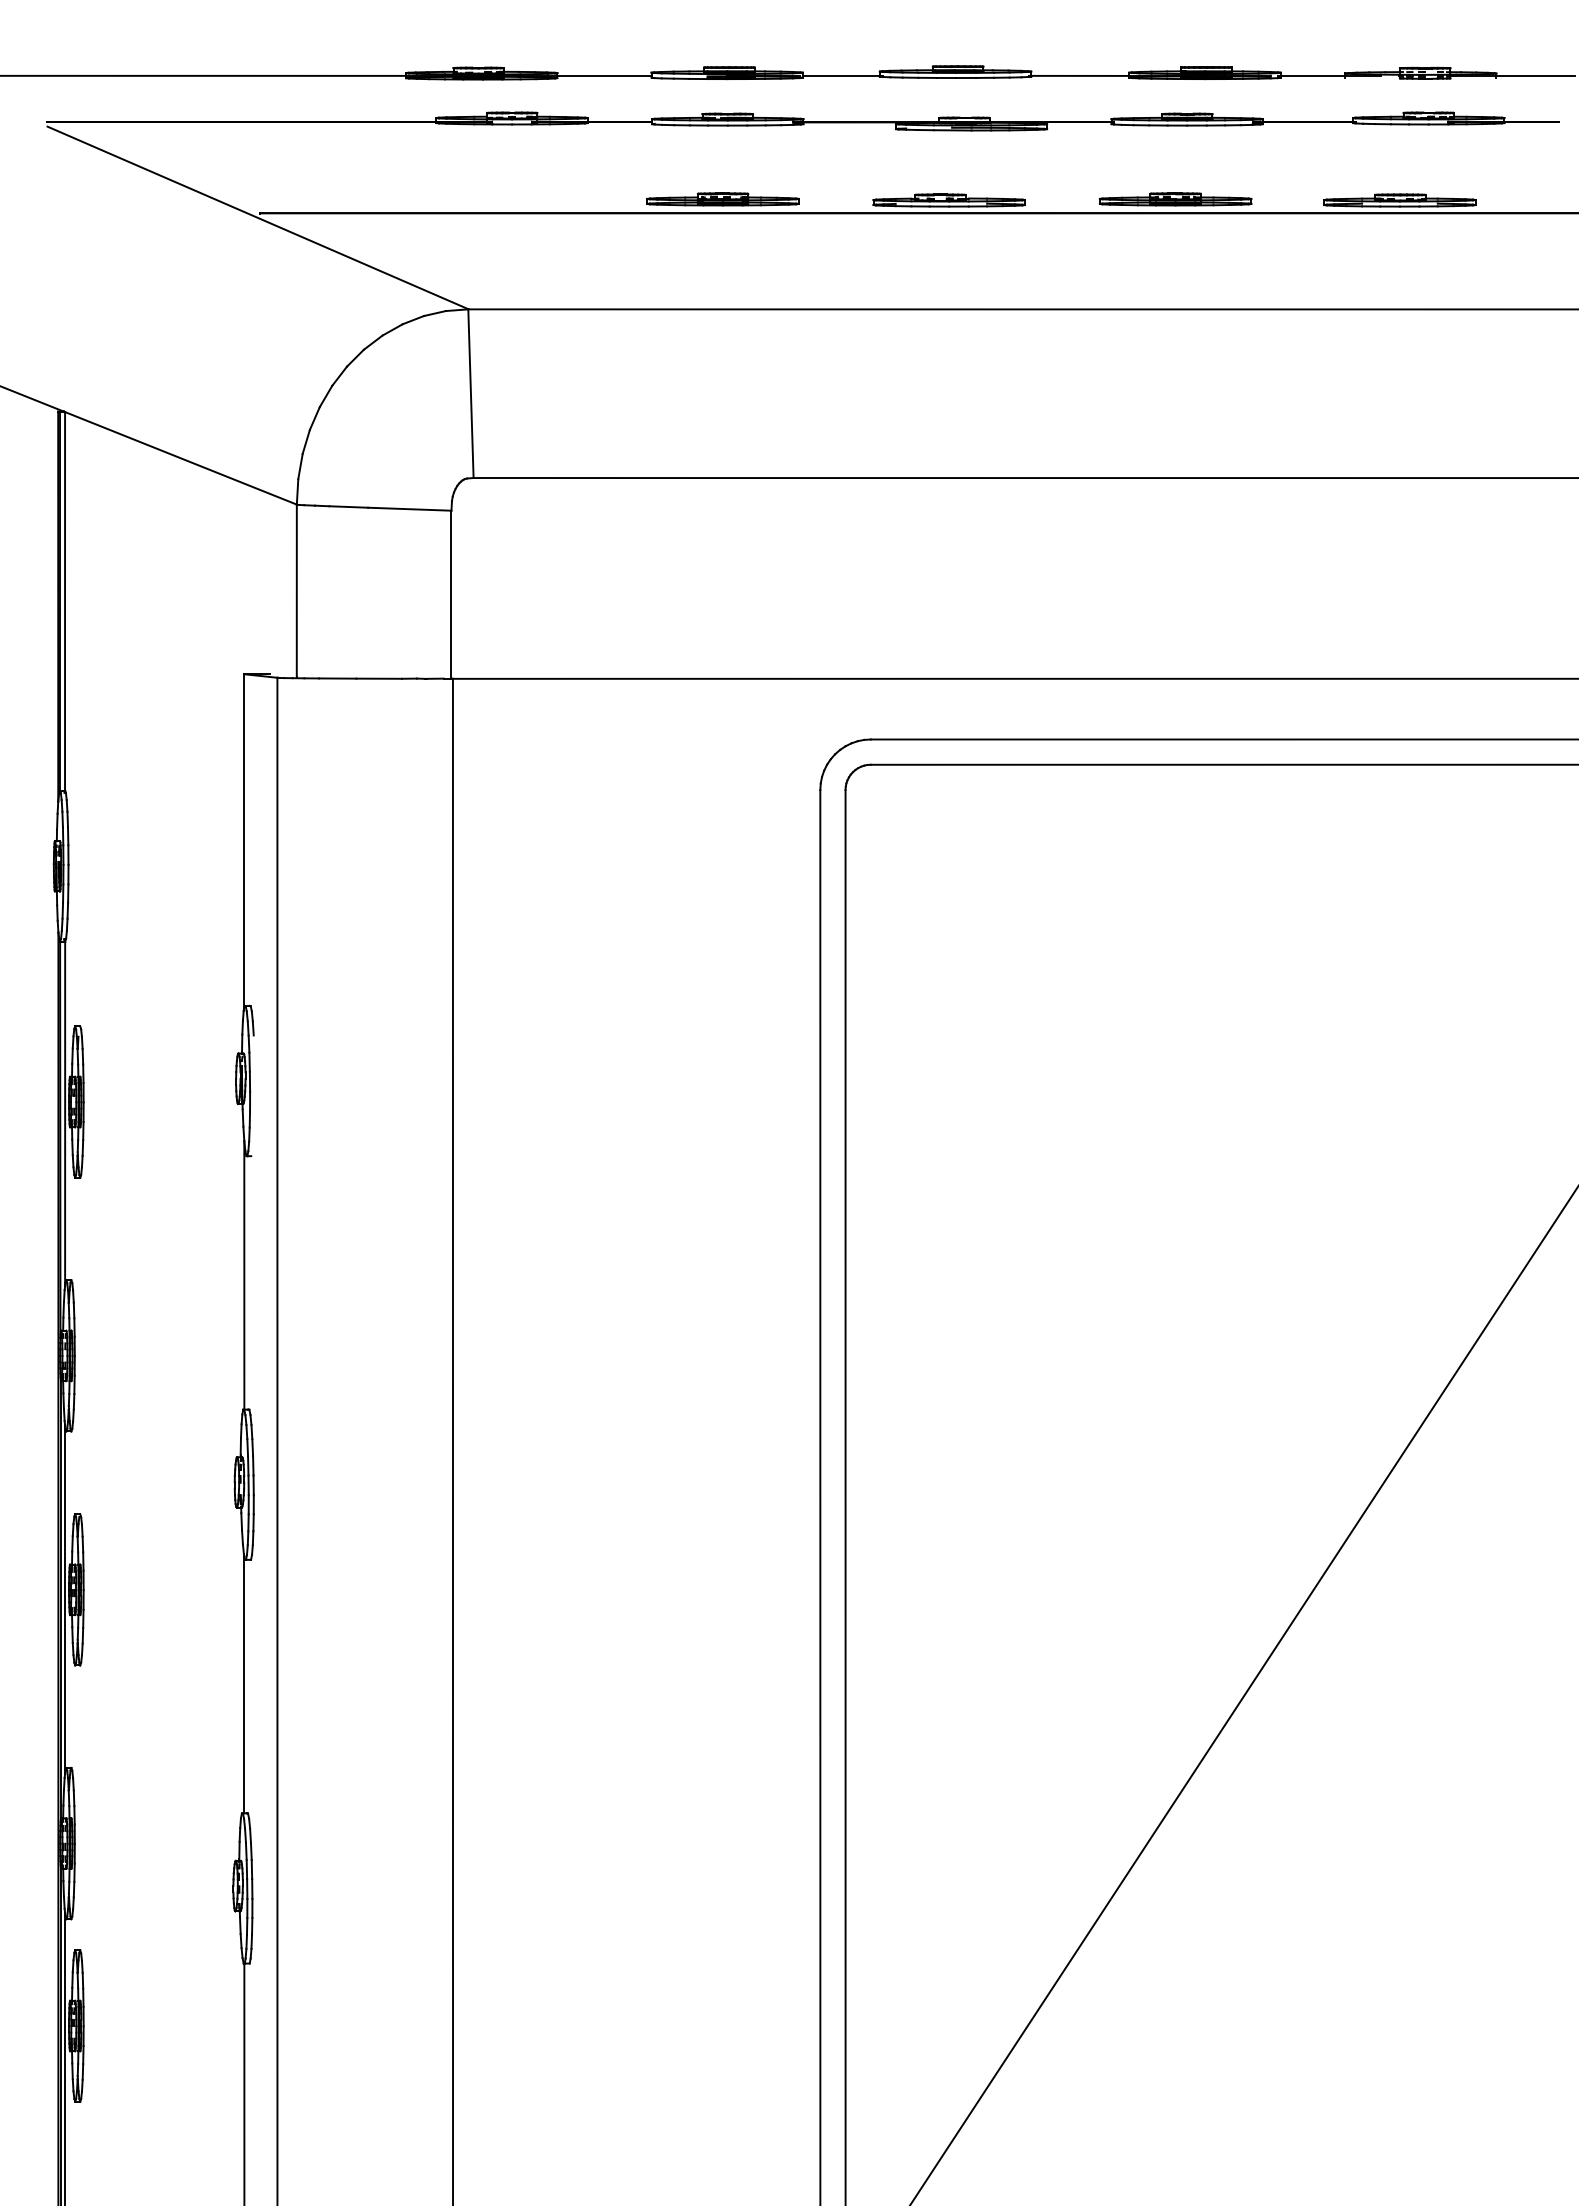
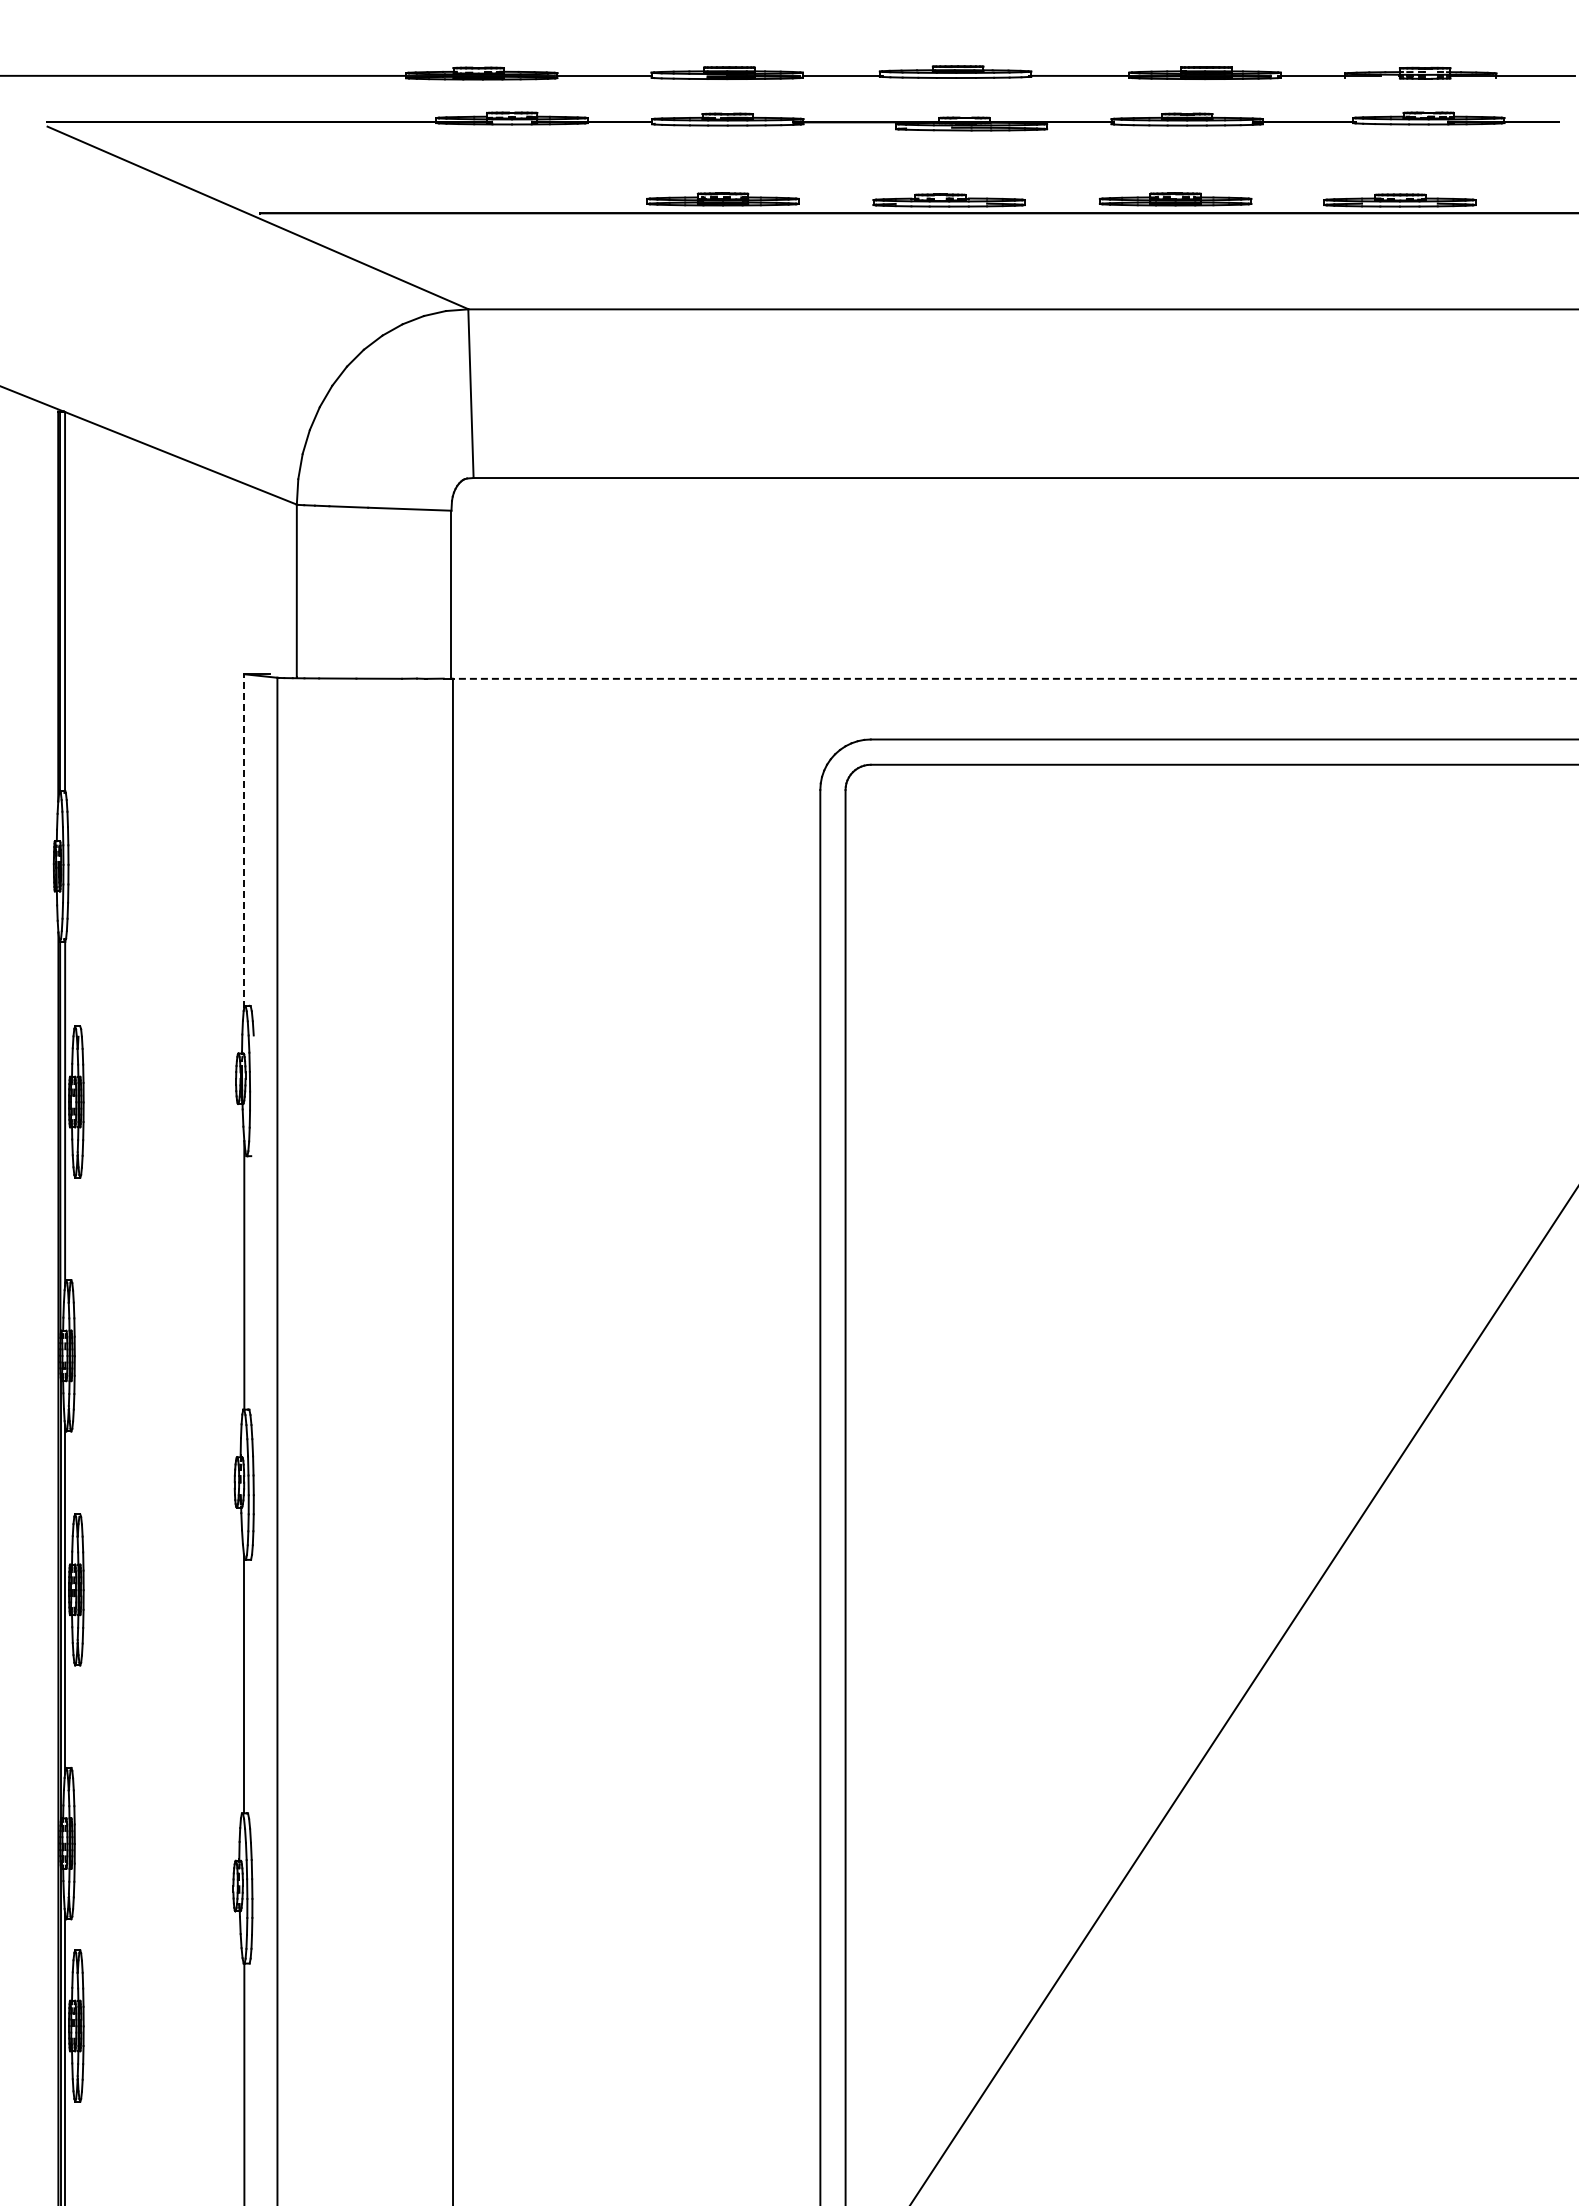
line: solid -> dashed (1015, 678)
line: solid -> dashed (244, 841)
